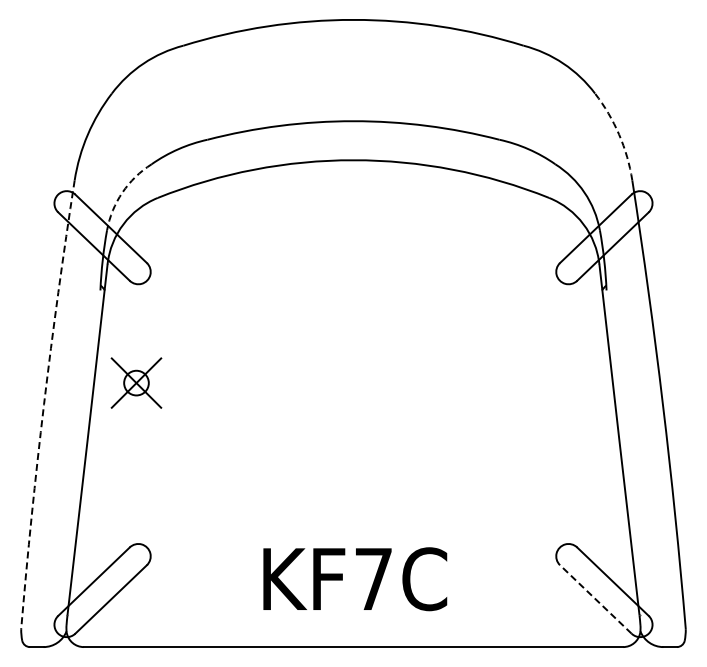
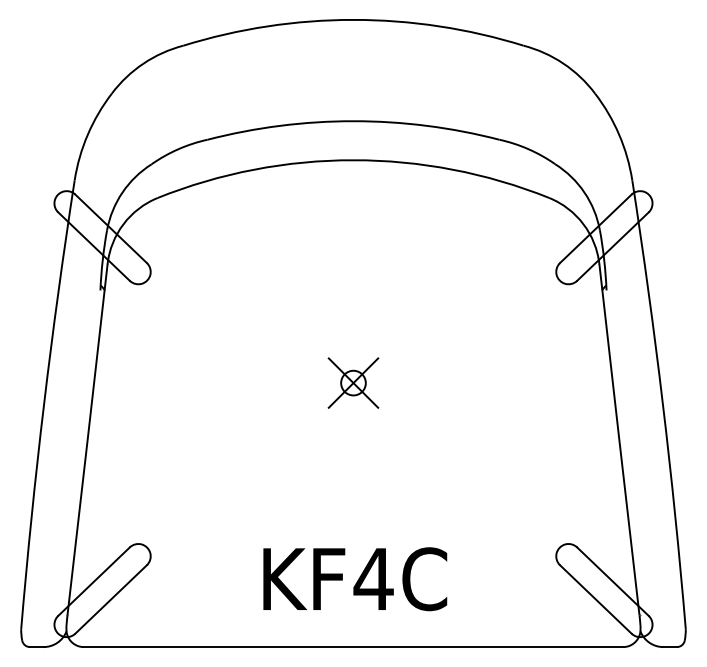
arc: dashed -> solid (619, 134)
arc: dashed -> solid (122, 192)
part position: (136, 382) -> (353, 382) (353, 382)
arc: dashed -> solid (44, 404)
text: KF7C -> KF4C (373, 578)
line: dashed -> solid (595, 599)
